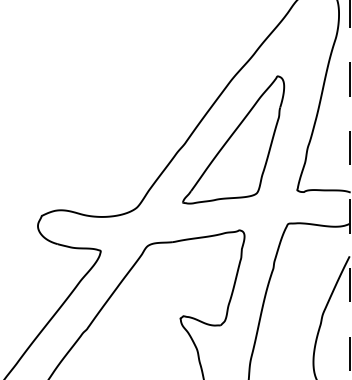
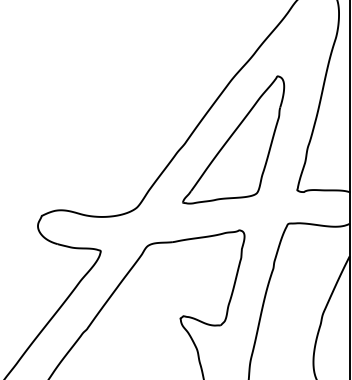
line: dashed -> solid (349, 189)
